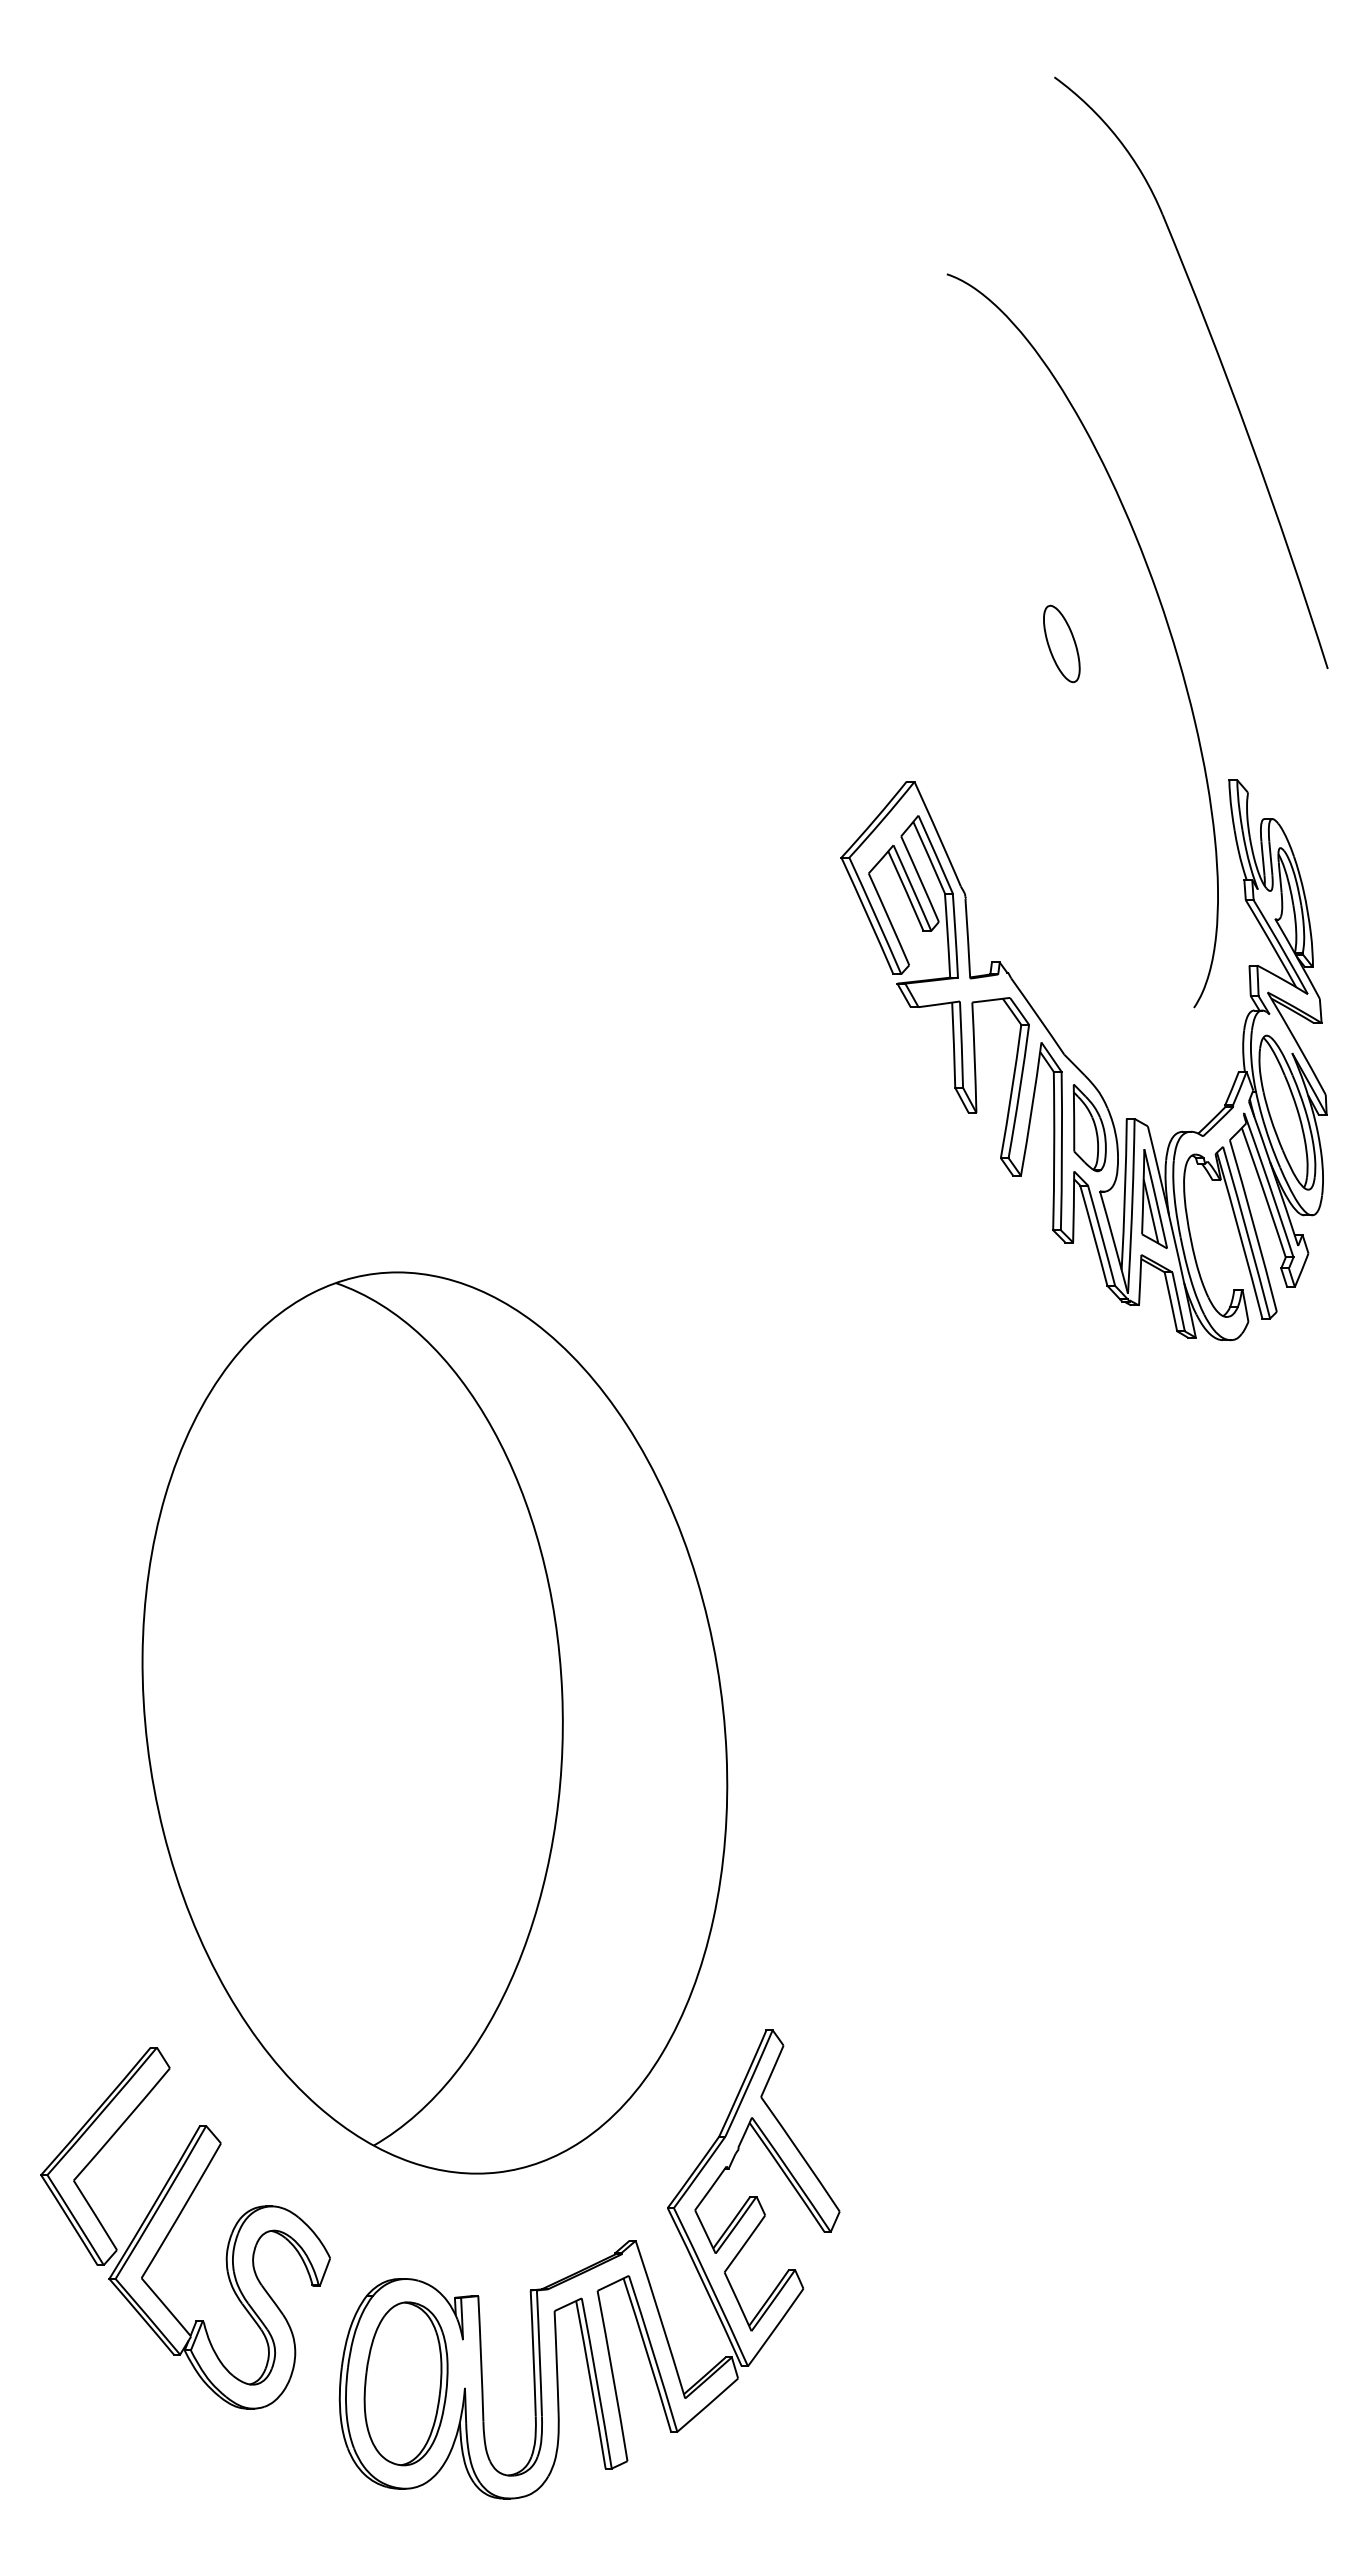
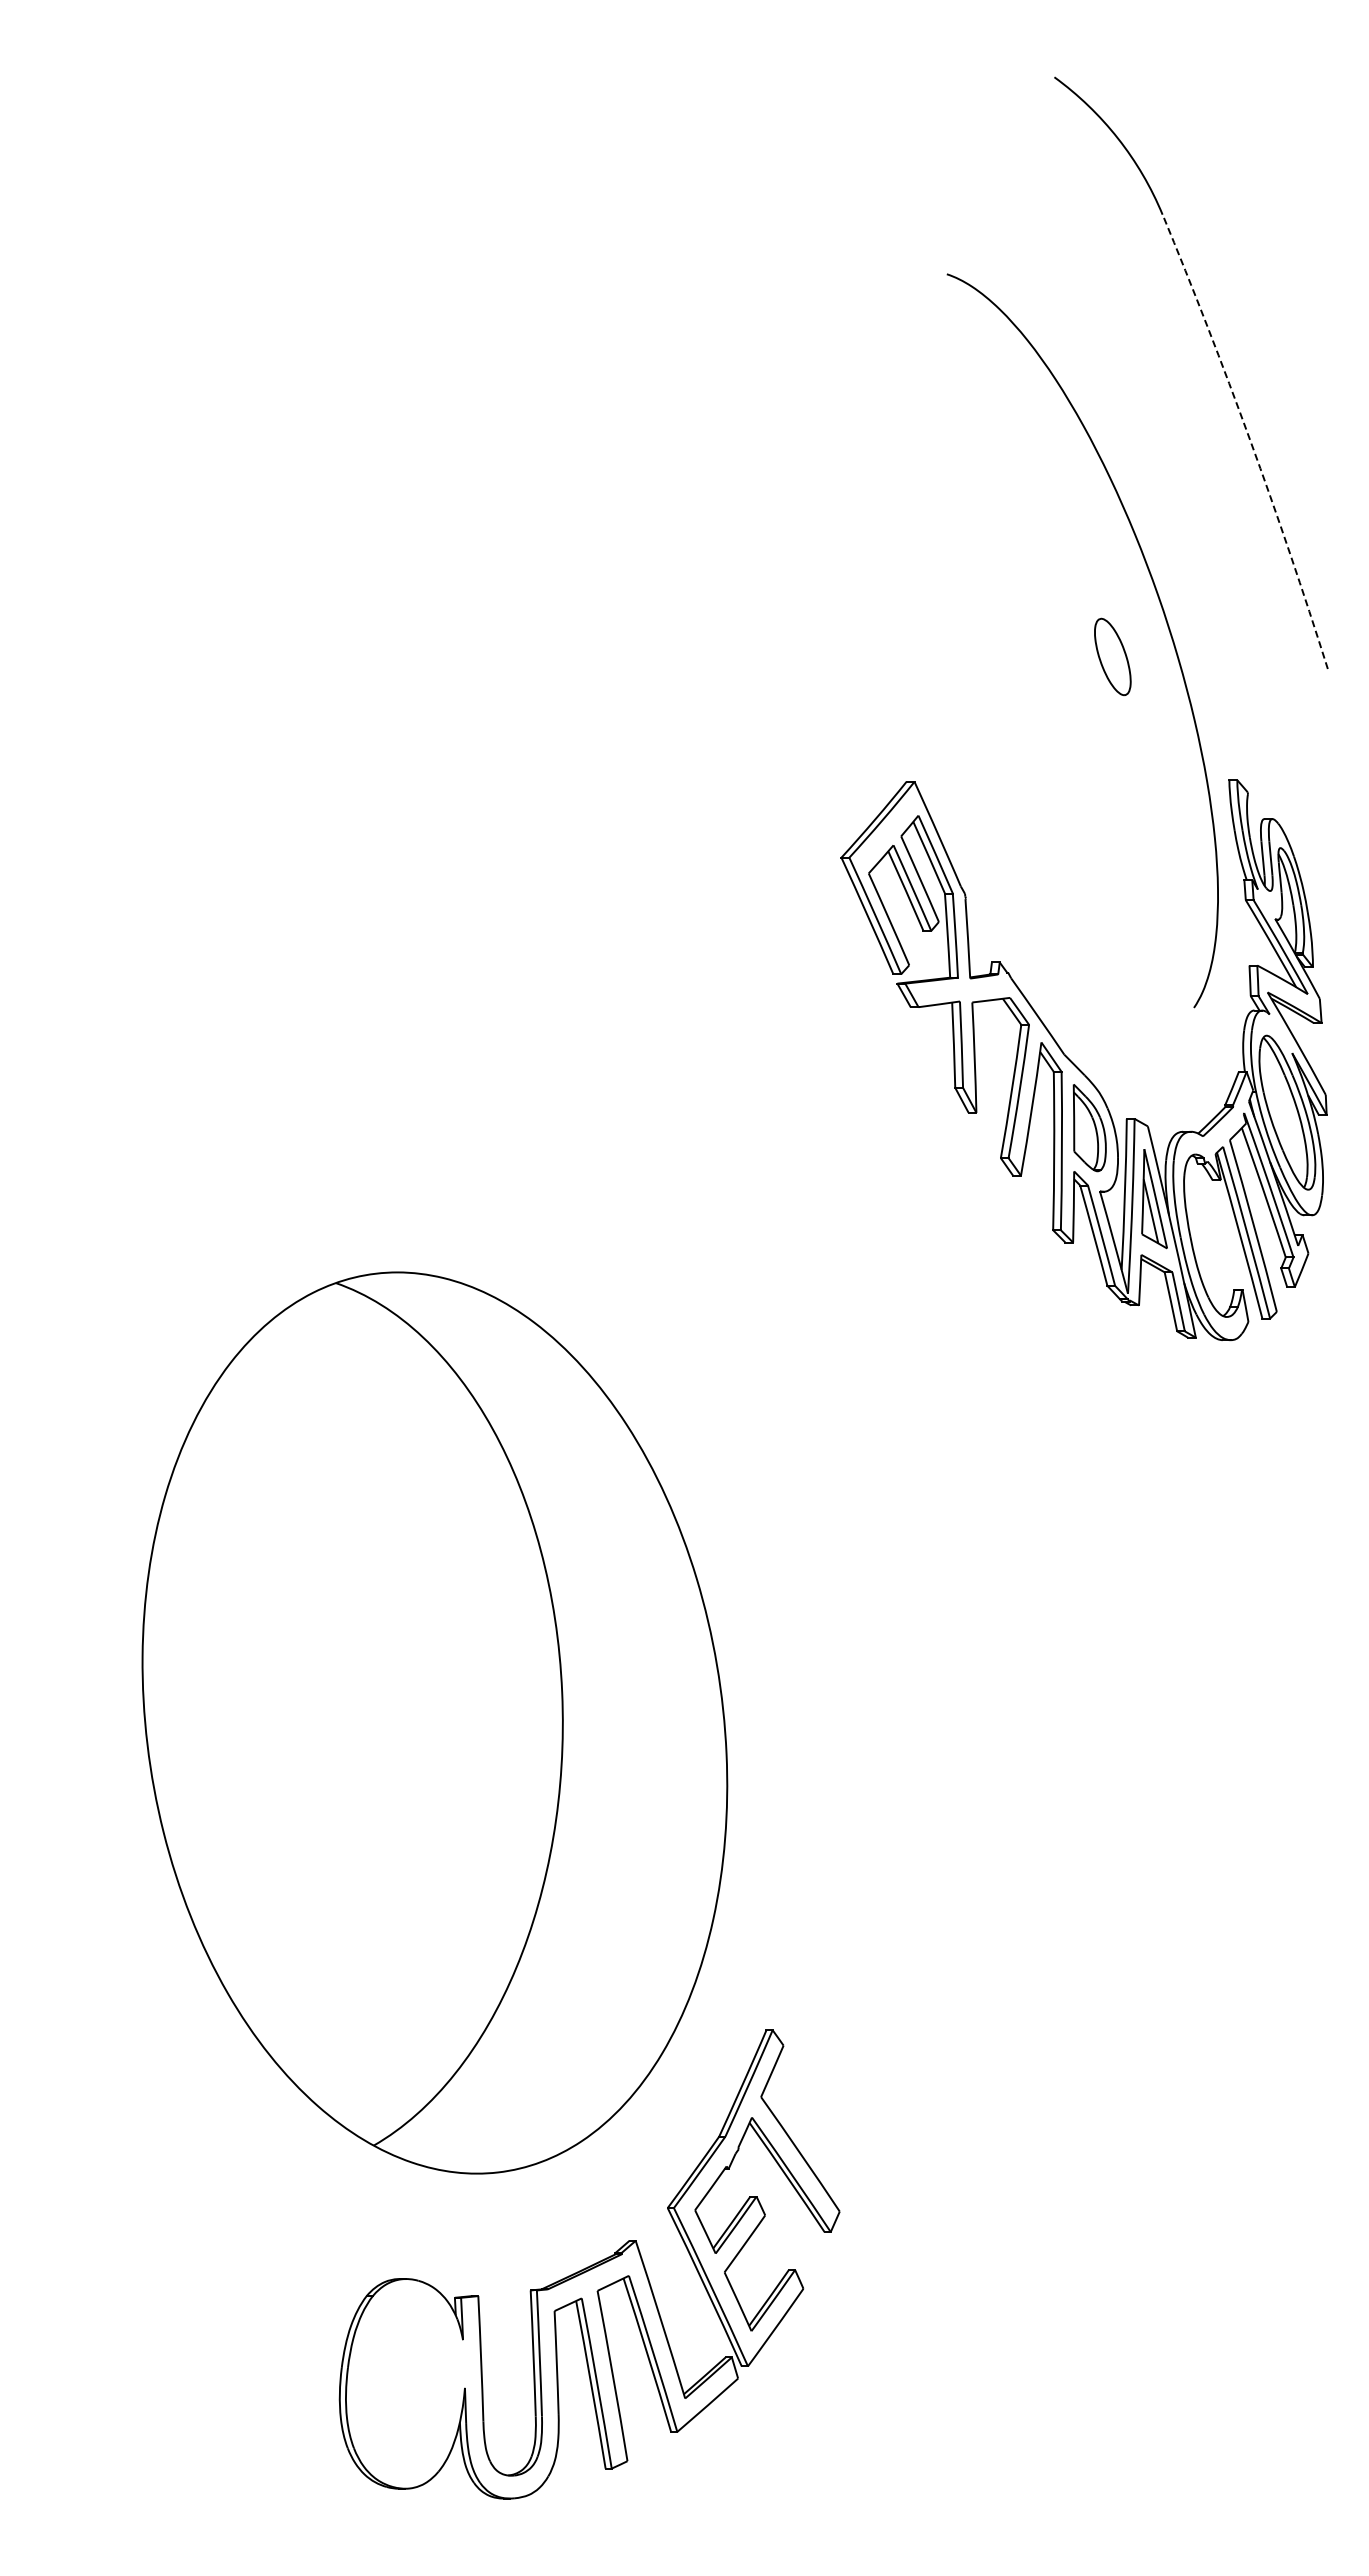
arc: solid -> dashed (1250, 440)
part position: (1061, 643) -> (1112, 656) (1112, 656)
part: present -> none (176, 2222)
part: present -> none (405, 2383)
